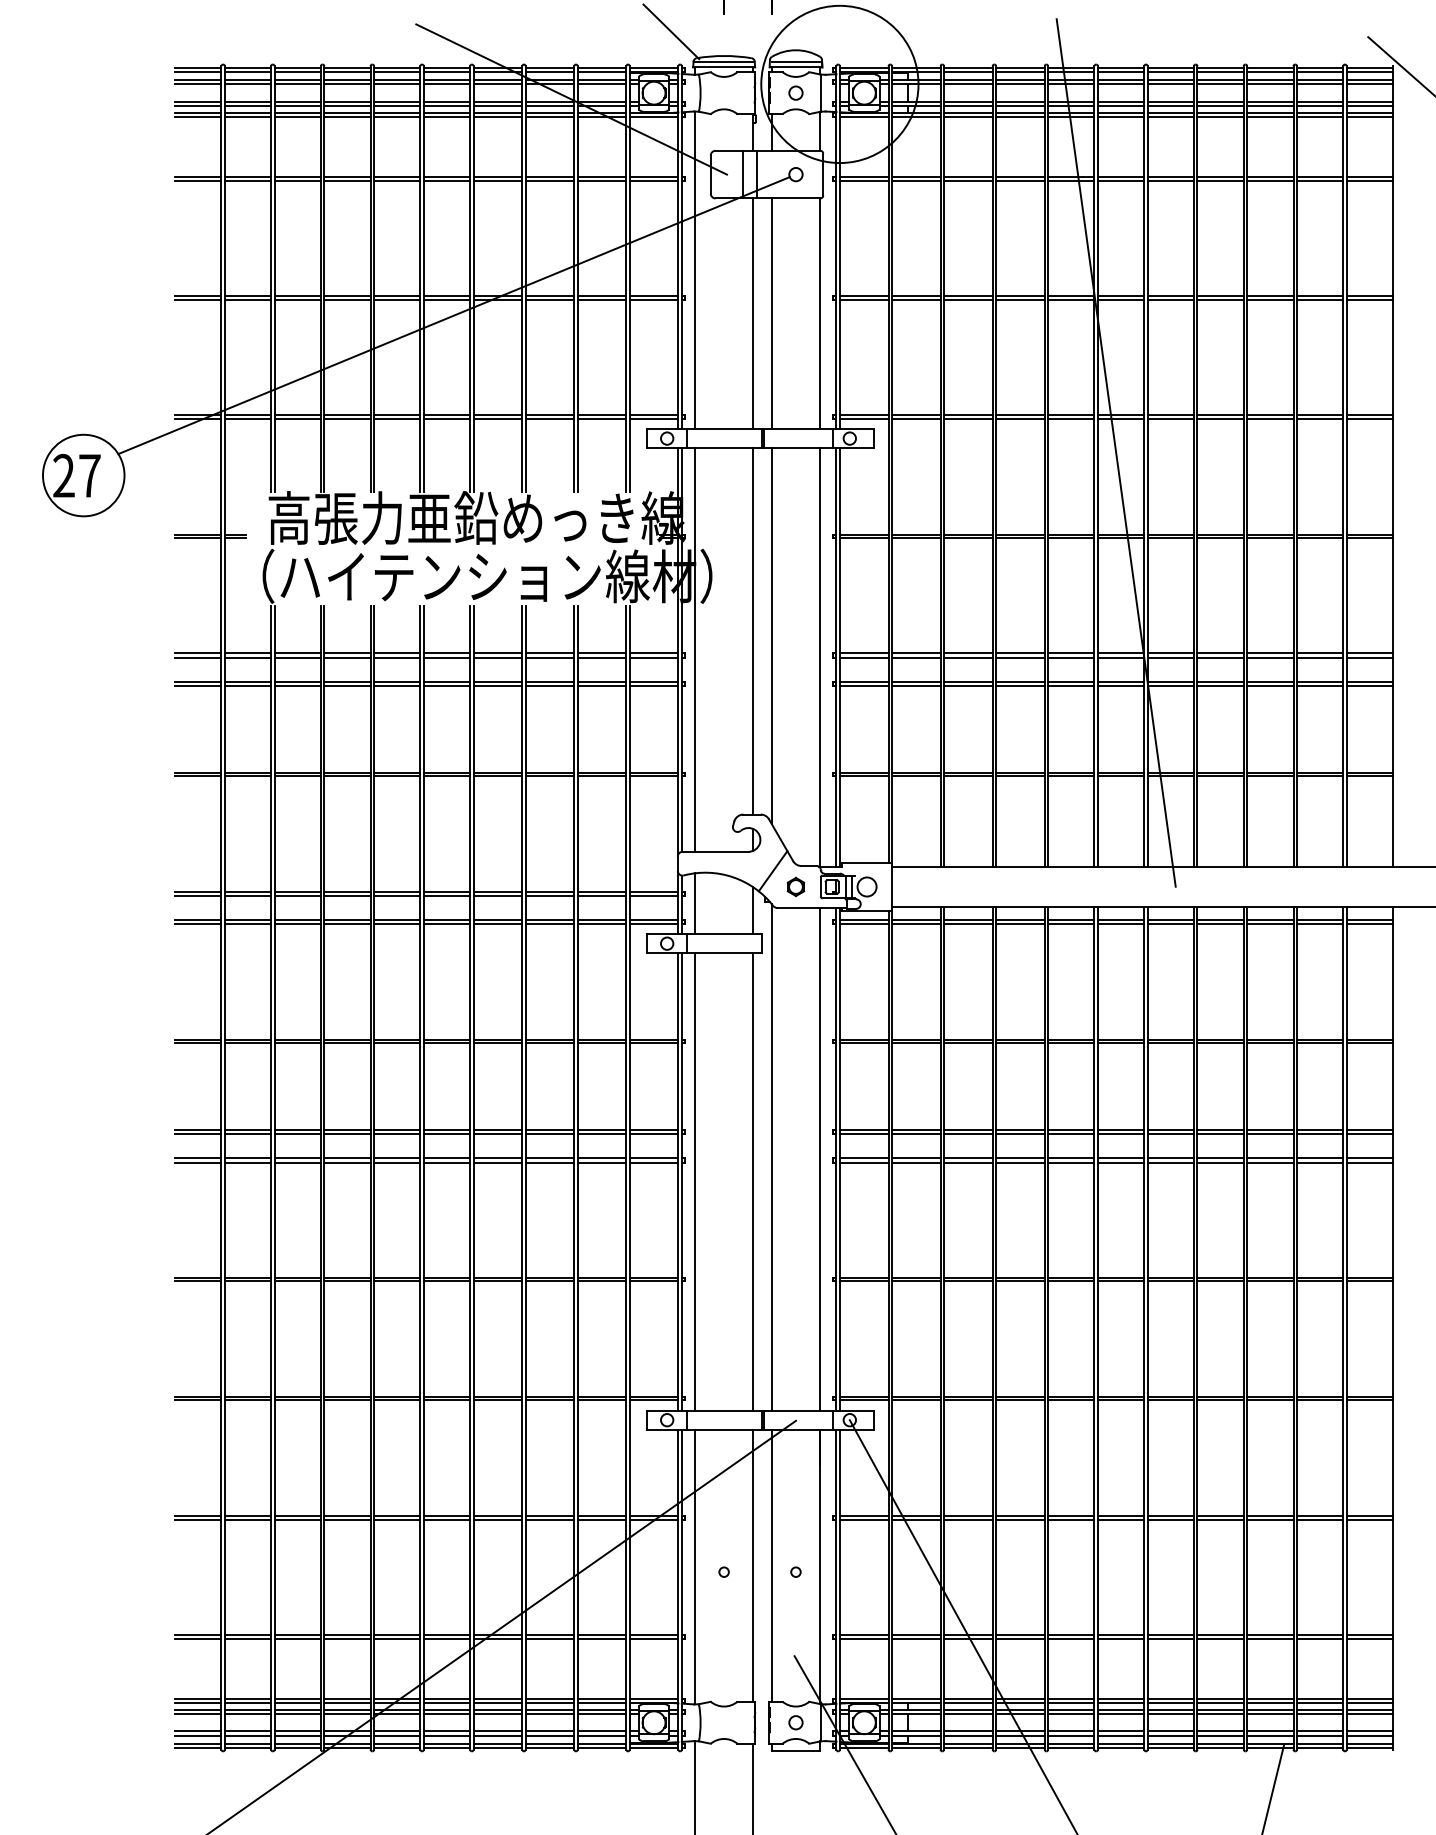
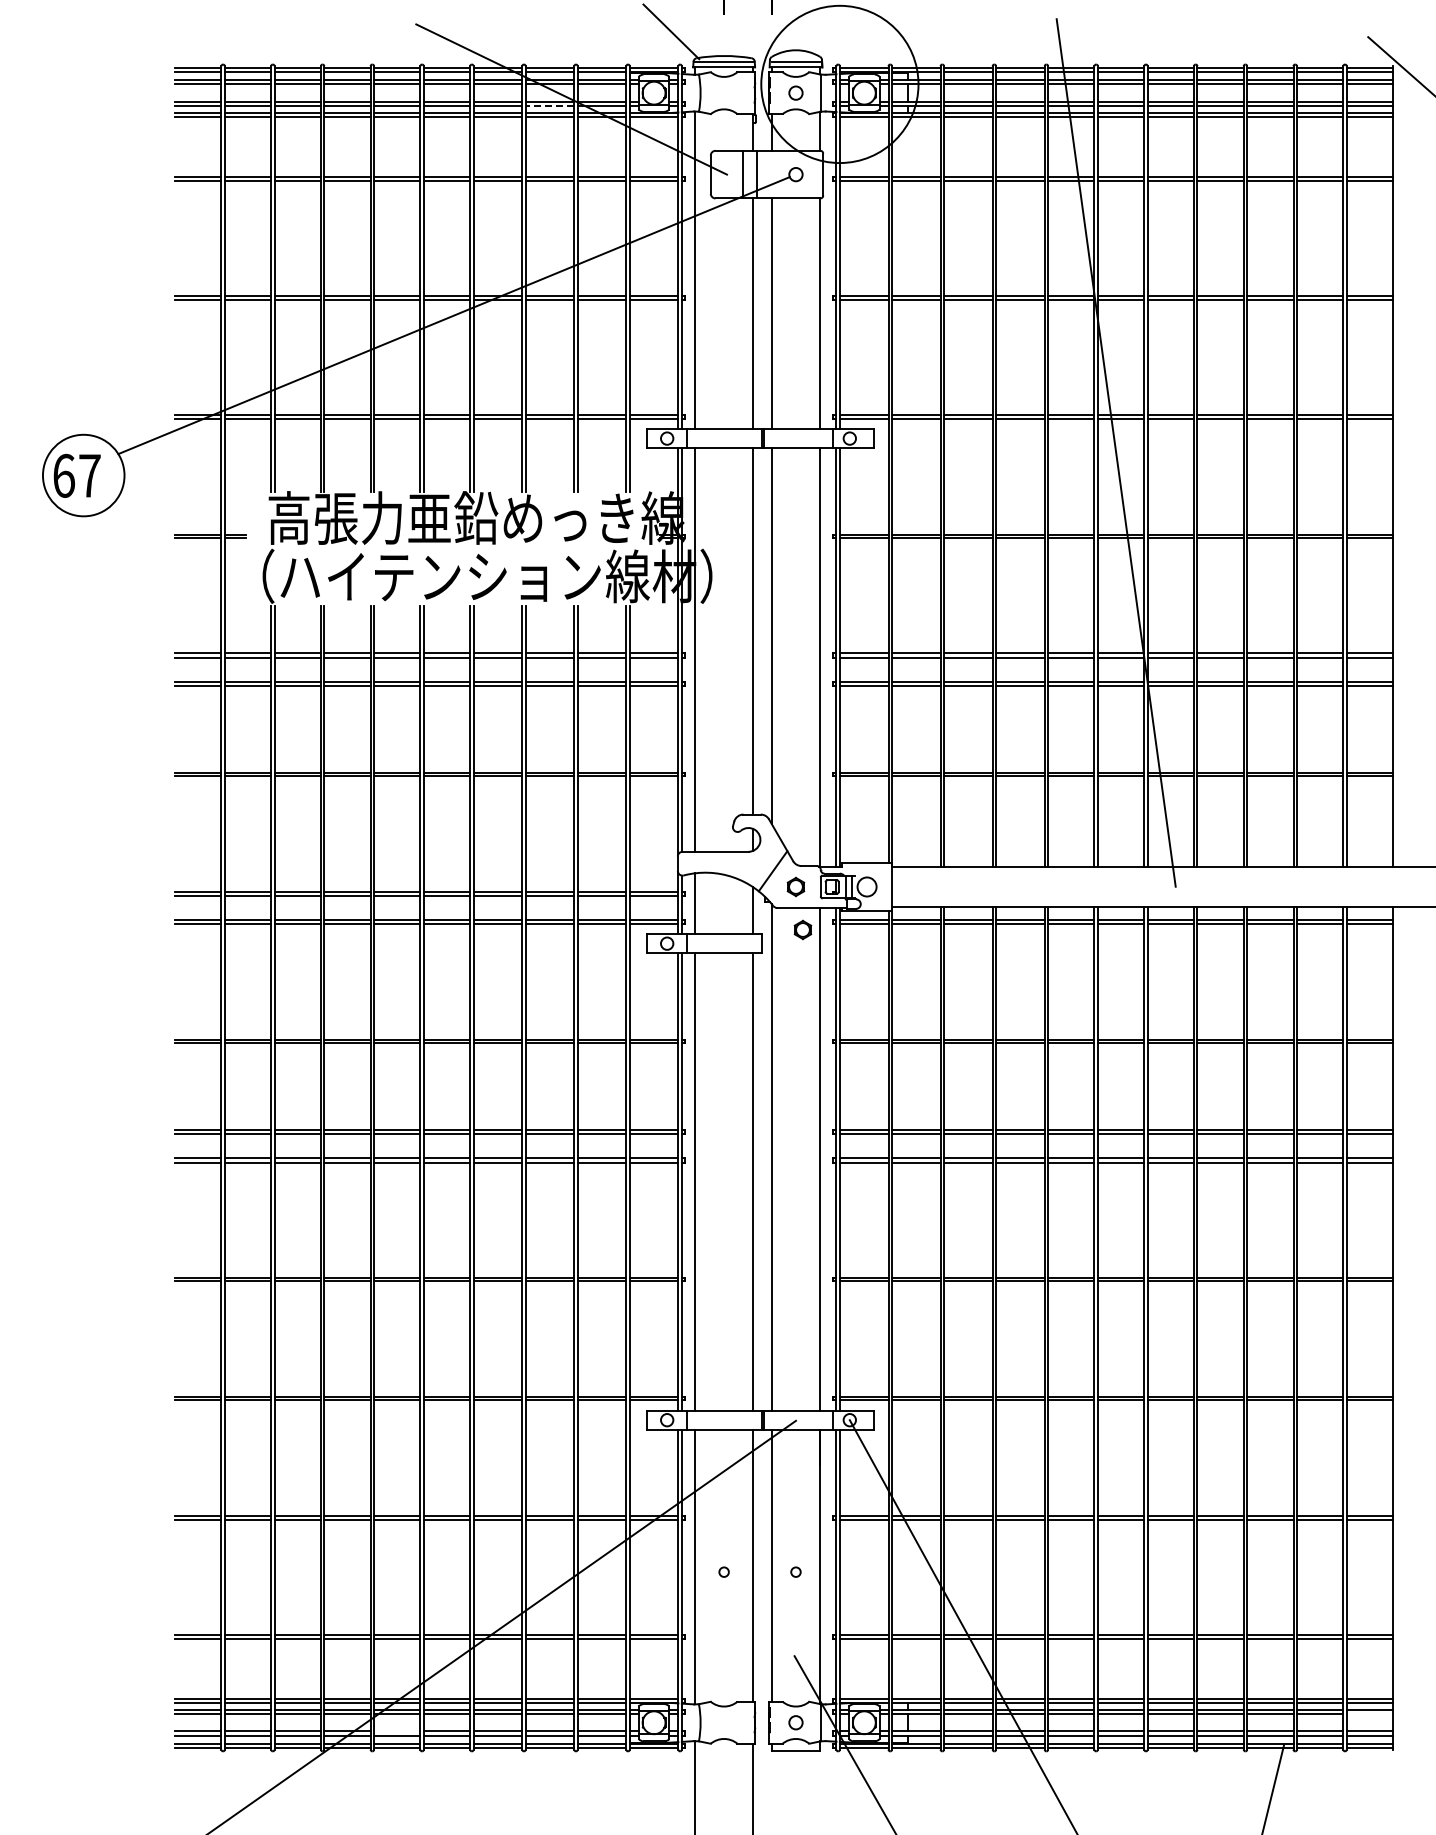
line: solid -> dashed (549, 106)
text: 27 -> 67 (63, 475)
part: none -> present (802, 929)
line: present -> none (1369, 1714)
line: present -> none (397, 1731)
